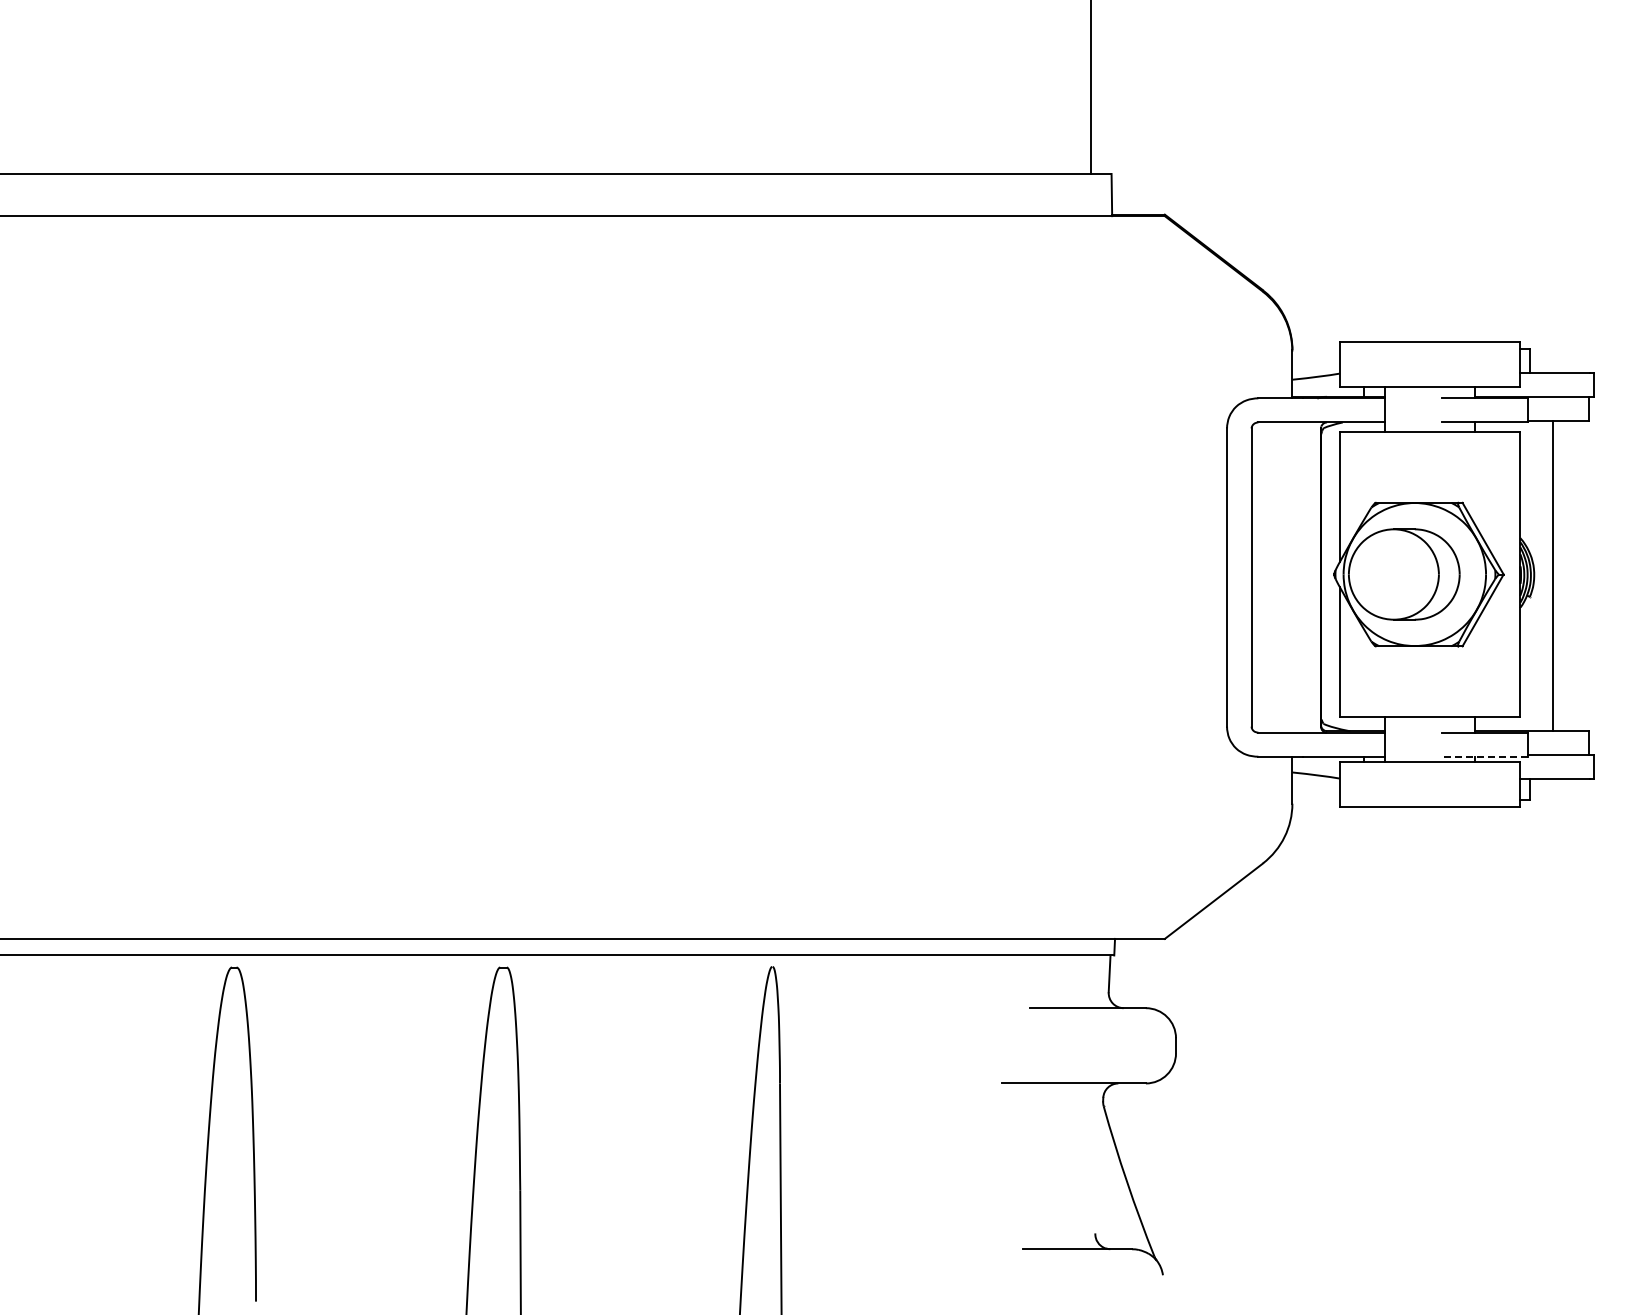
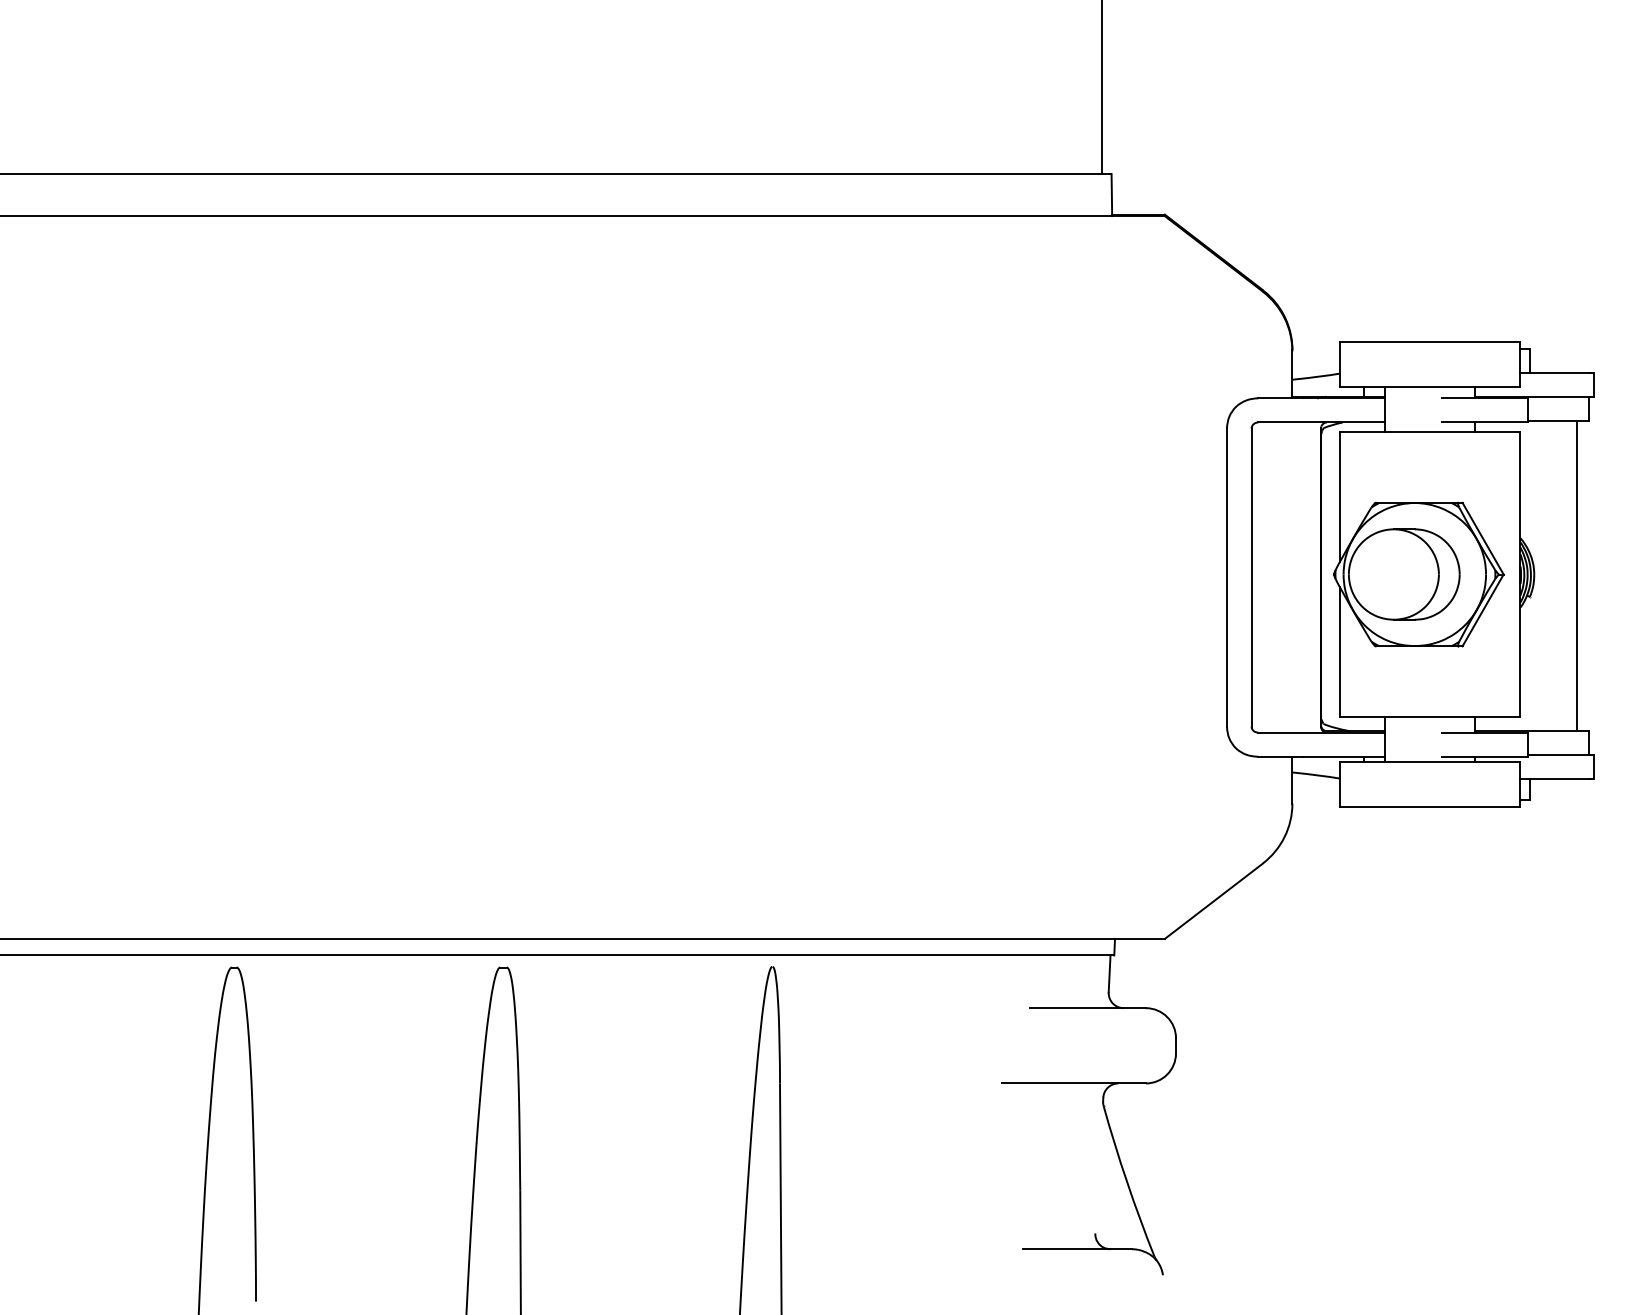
line position: (1090, 88) -> (1101, 88) (1101, 88)
line position: (1552, 575) -> (1576, 575) (1576, 575)
line: dashed -> solid (1484, 756)
